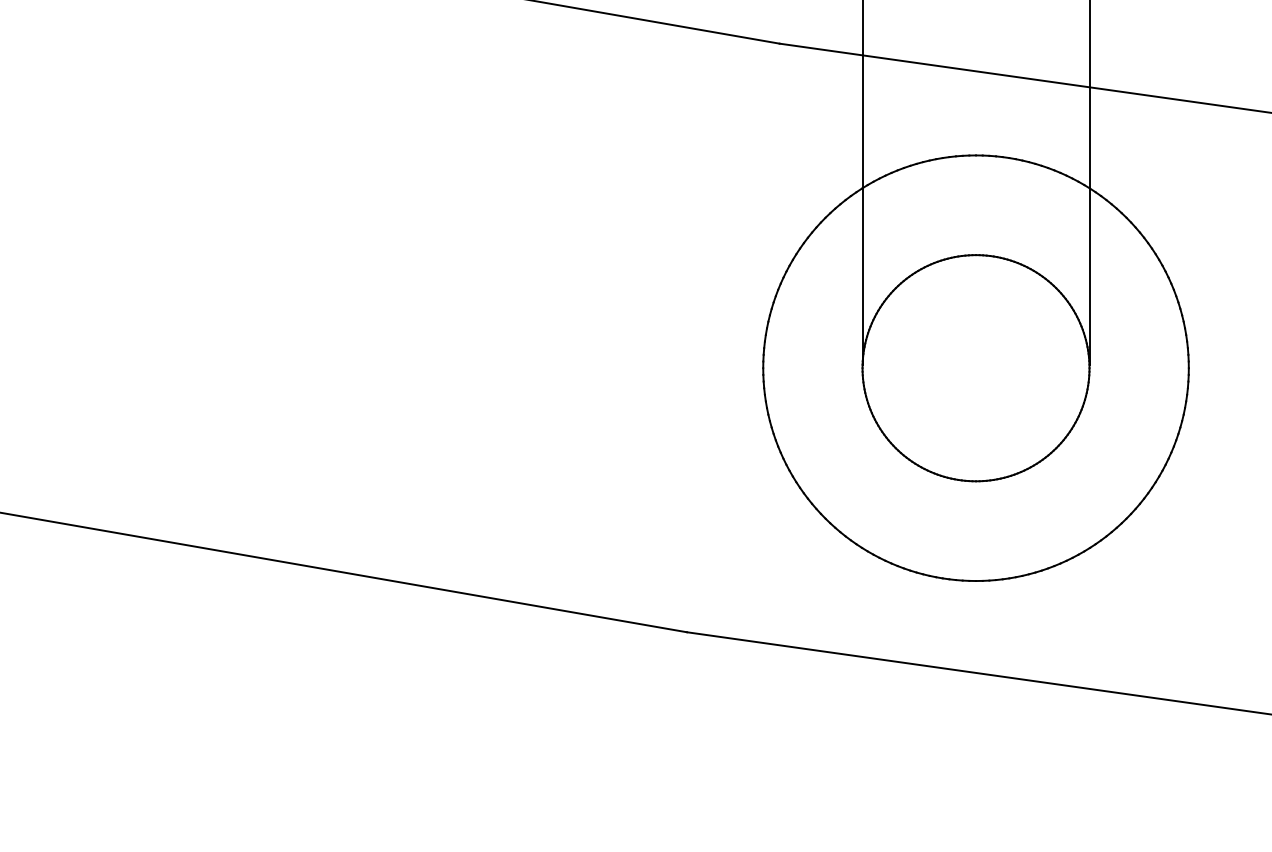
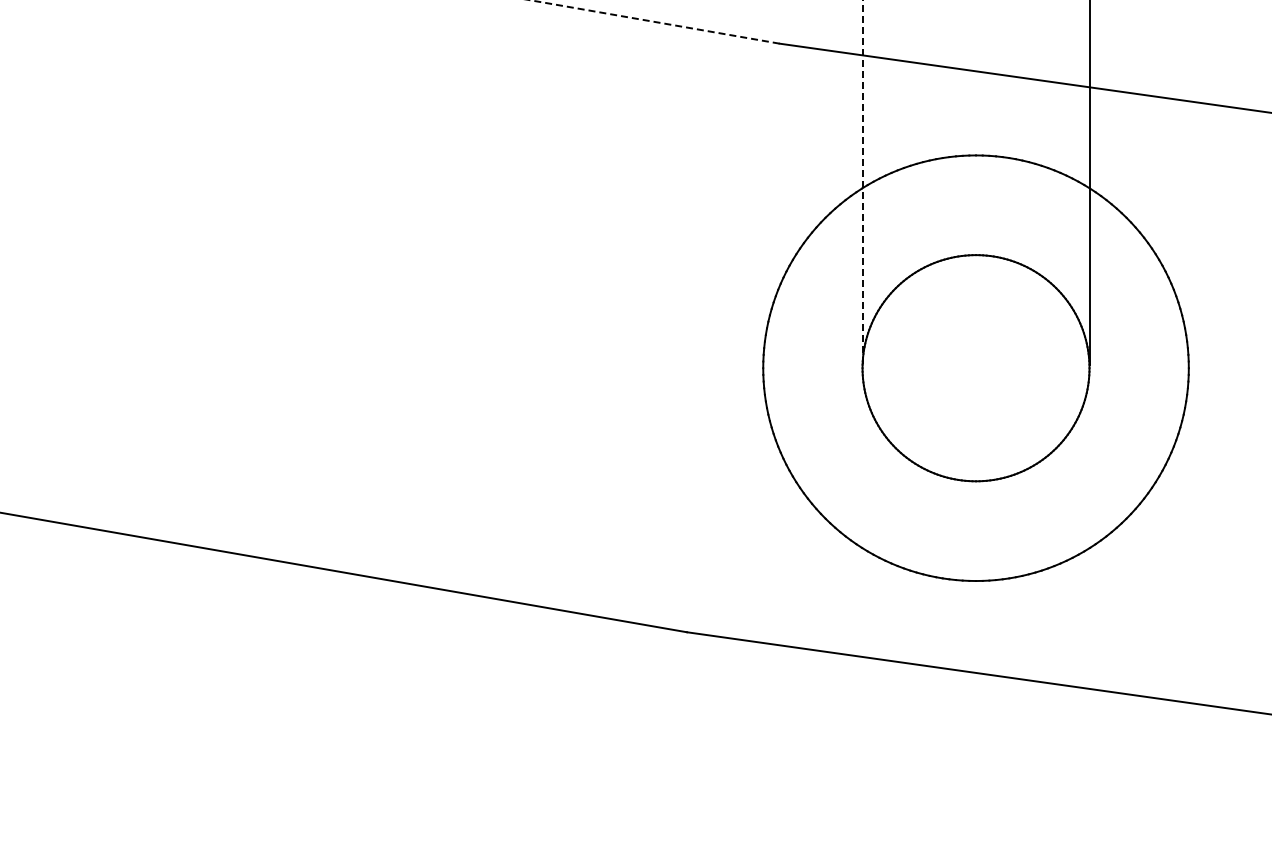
line: solid -> dashed (654, 21)
line: solid -> dashed (862, 182)
